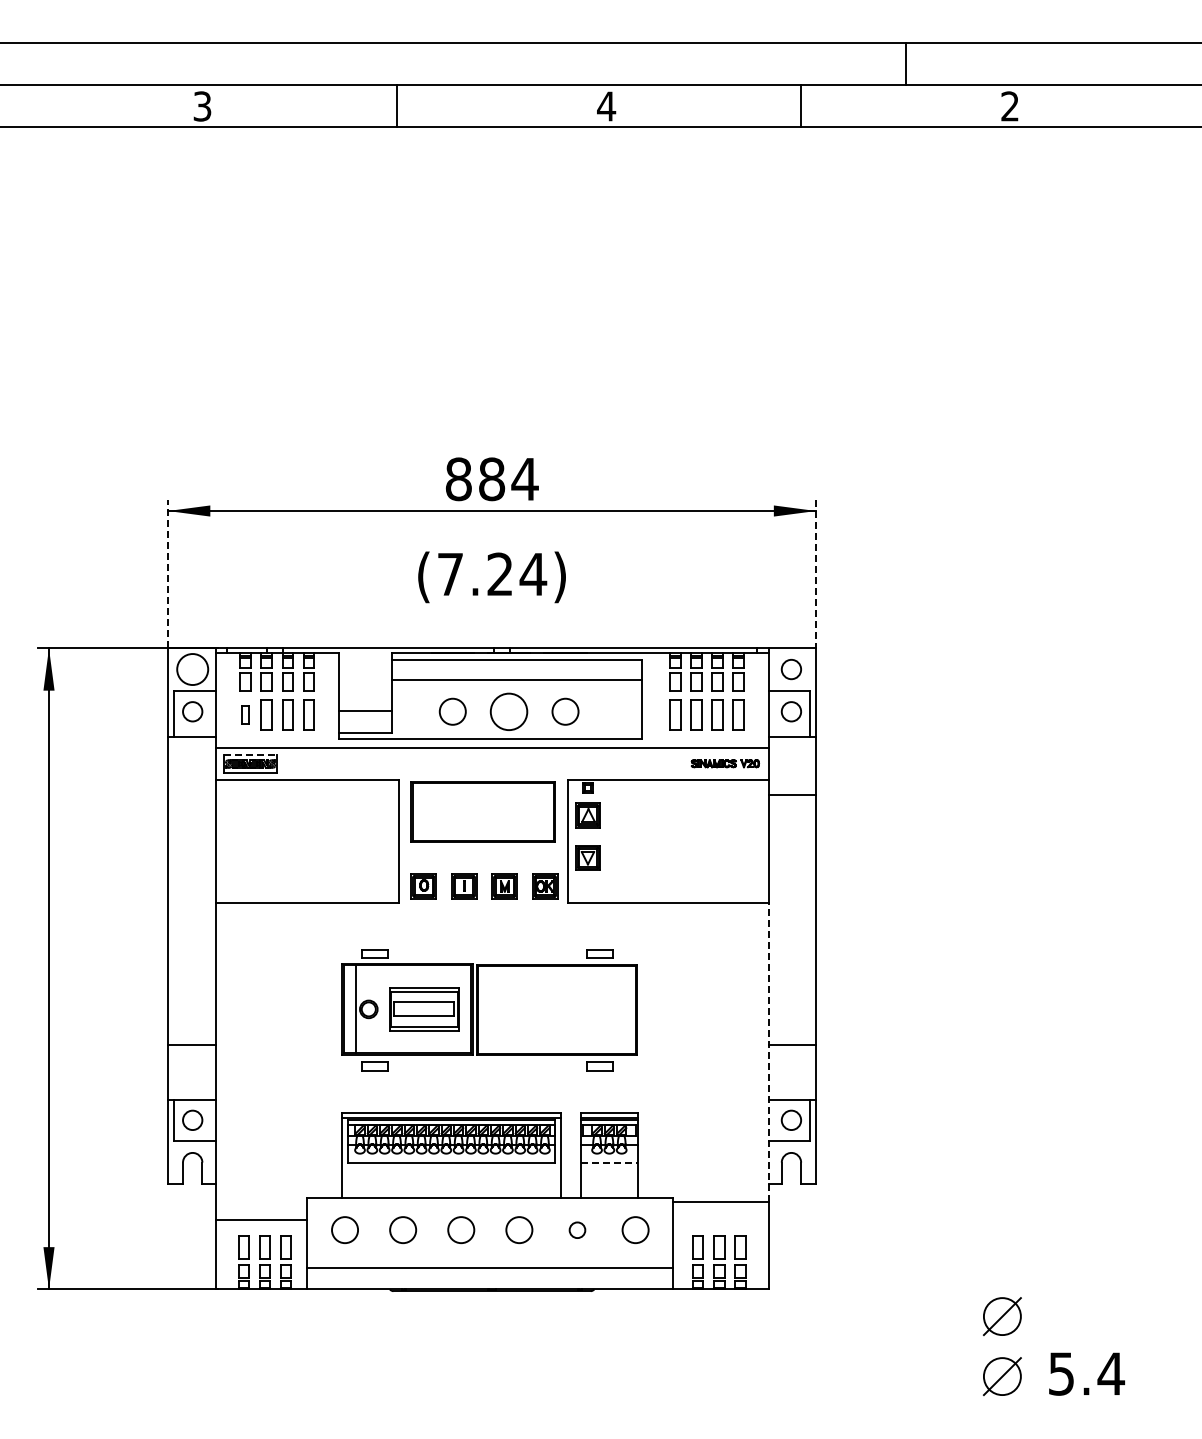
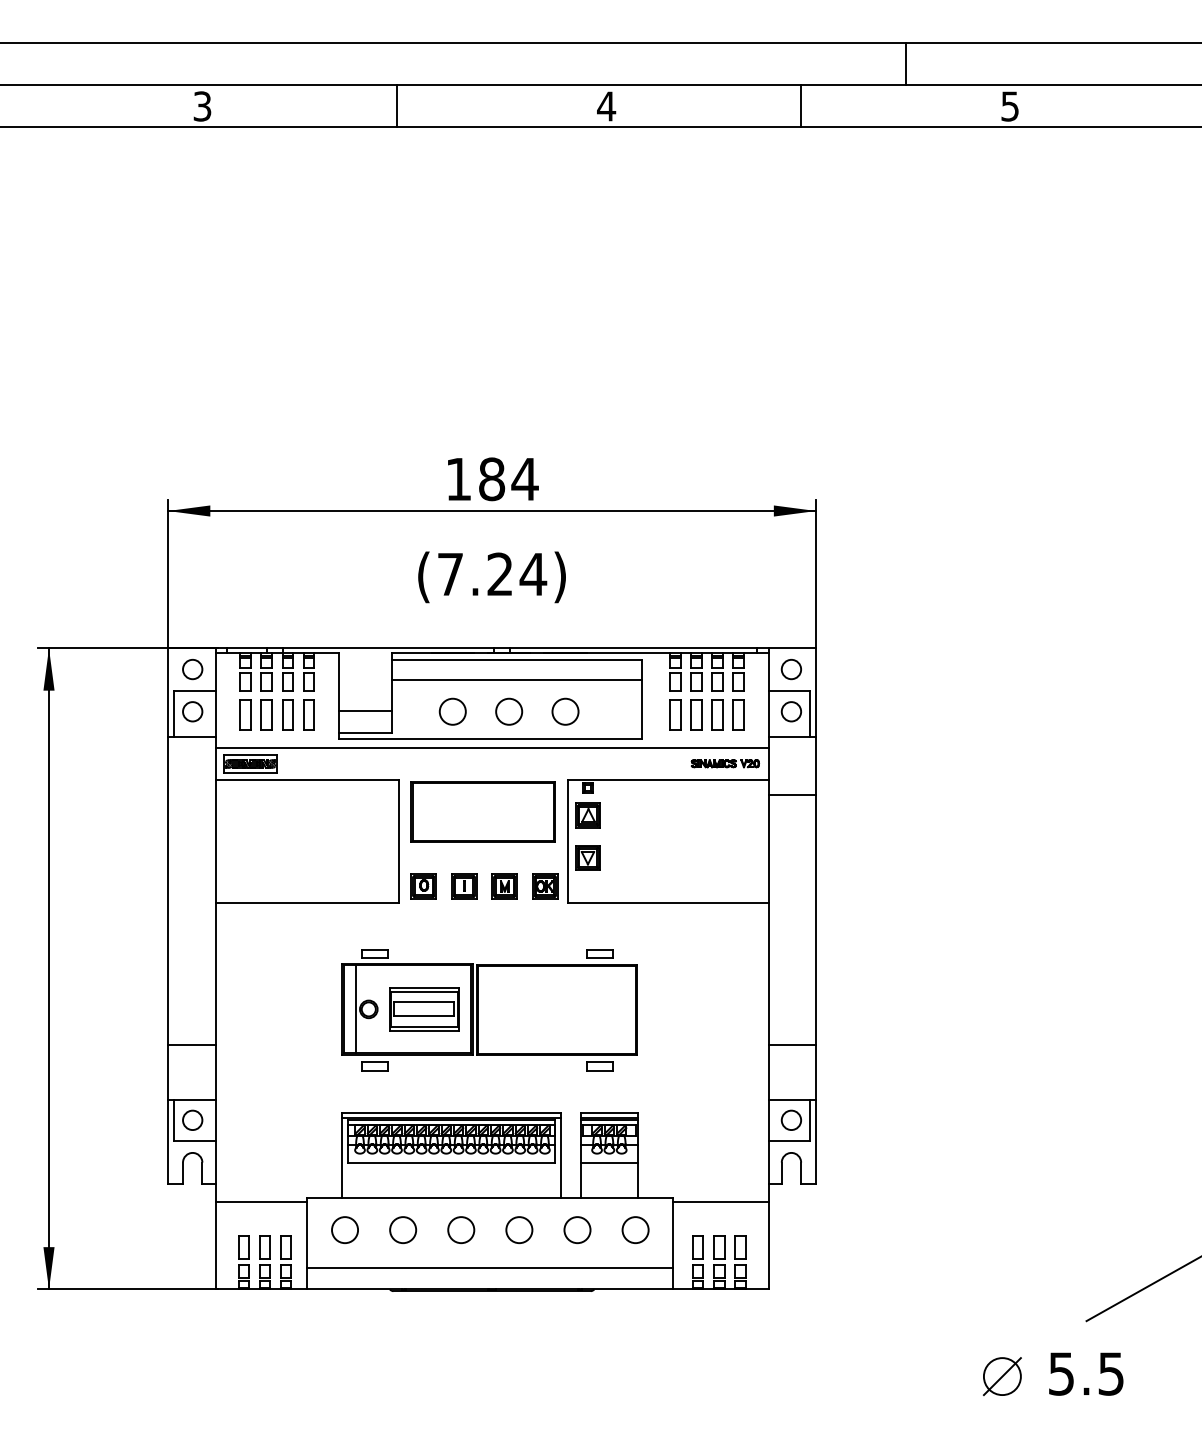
text: 2 -> 5 (1009, 106)
text: 884 -> 184 (458, 479)
line: dashed -> solid (168, 574)
line: dashed -> solid (816, 574)
circle diameter: 31 px -> 19 px (192, 669)
circle size: 40x39 px -> 29x29 px (509, 711)
part size: 9x20 px -> 13x32 px (245, 714)
line: dashed -> solid (251, 755)
line: dashed -> solid (768, 1052)
line: dashed -> solid (609, 1162)
line position: (261, 1219) -> (261, 1201) (261, 1201)
circle size: 19x18 px -> 29x29 px (577, 1230)
line: none -> present (1142, 1289)
part: present -> none (1002, 1316)
text: 5.4 -> 5.5 (1111, 1373)
